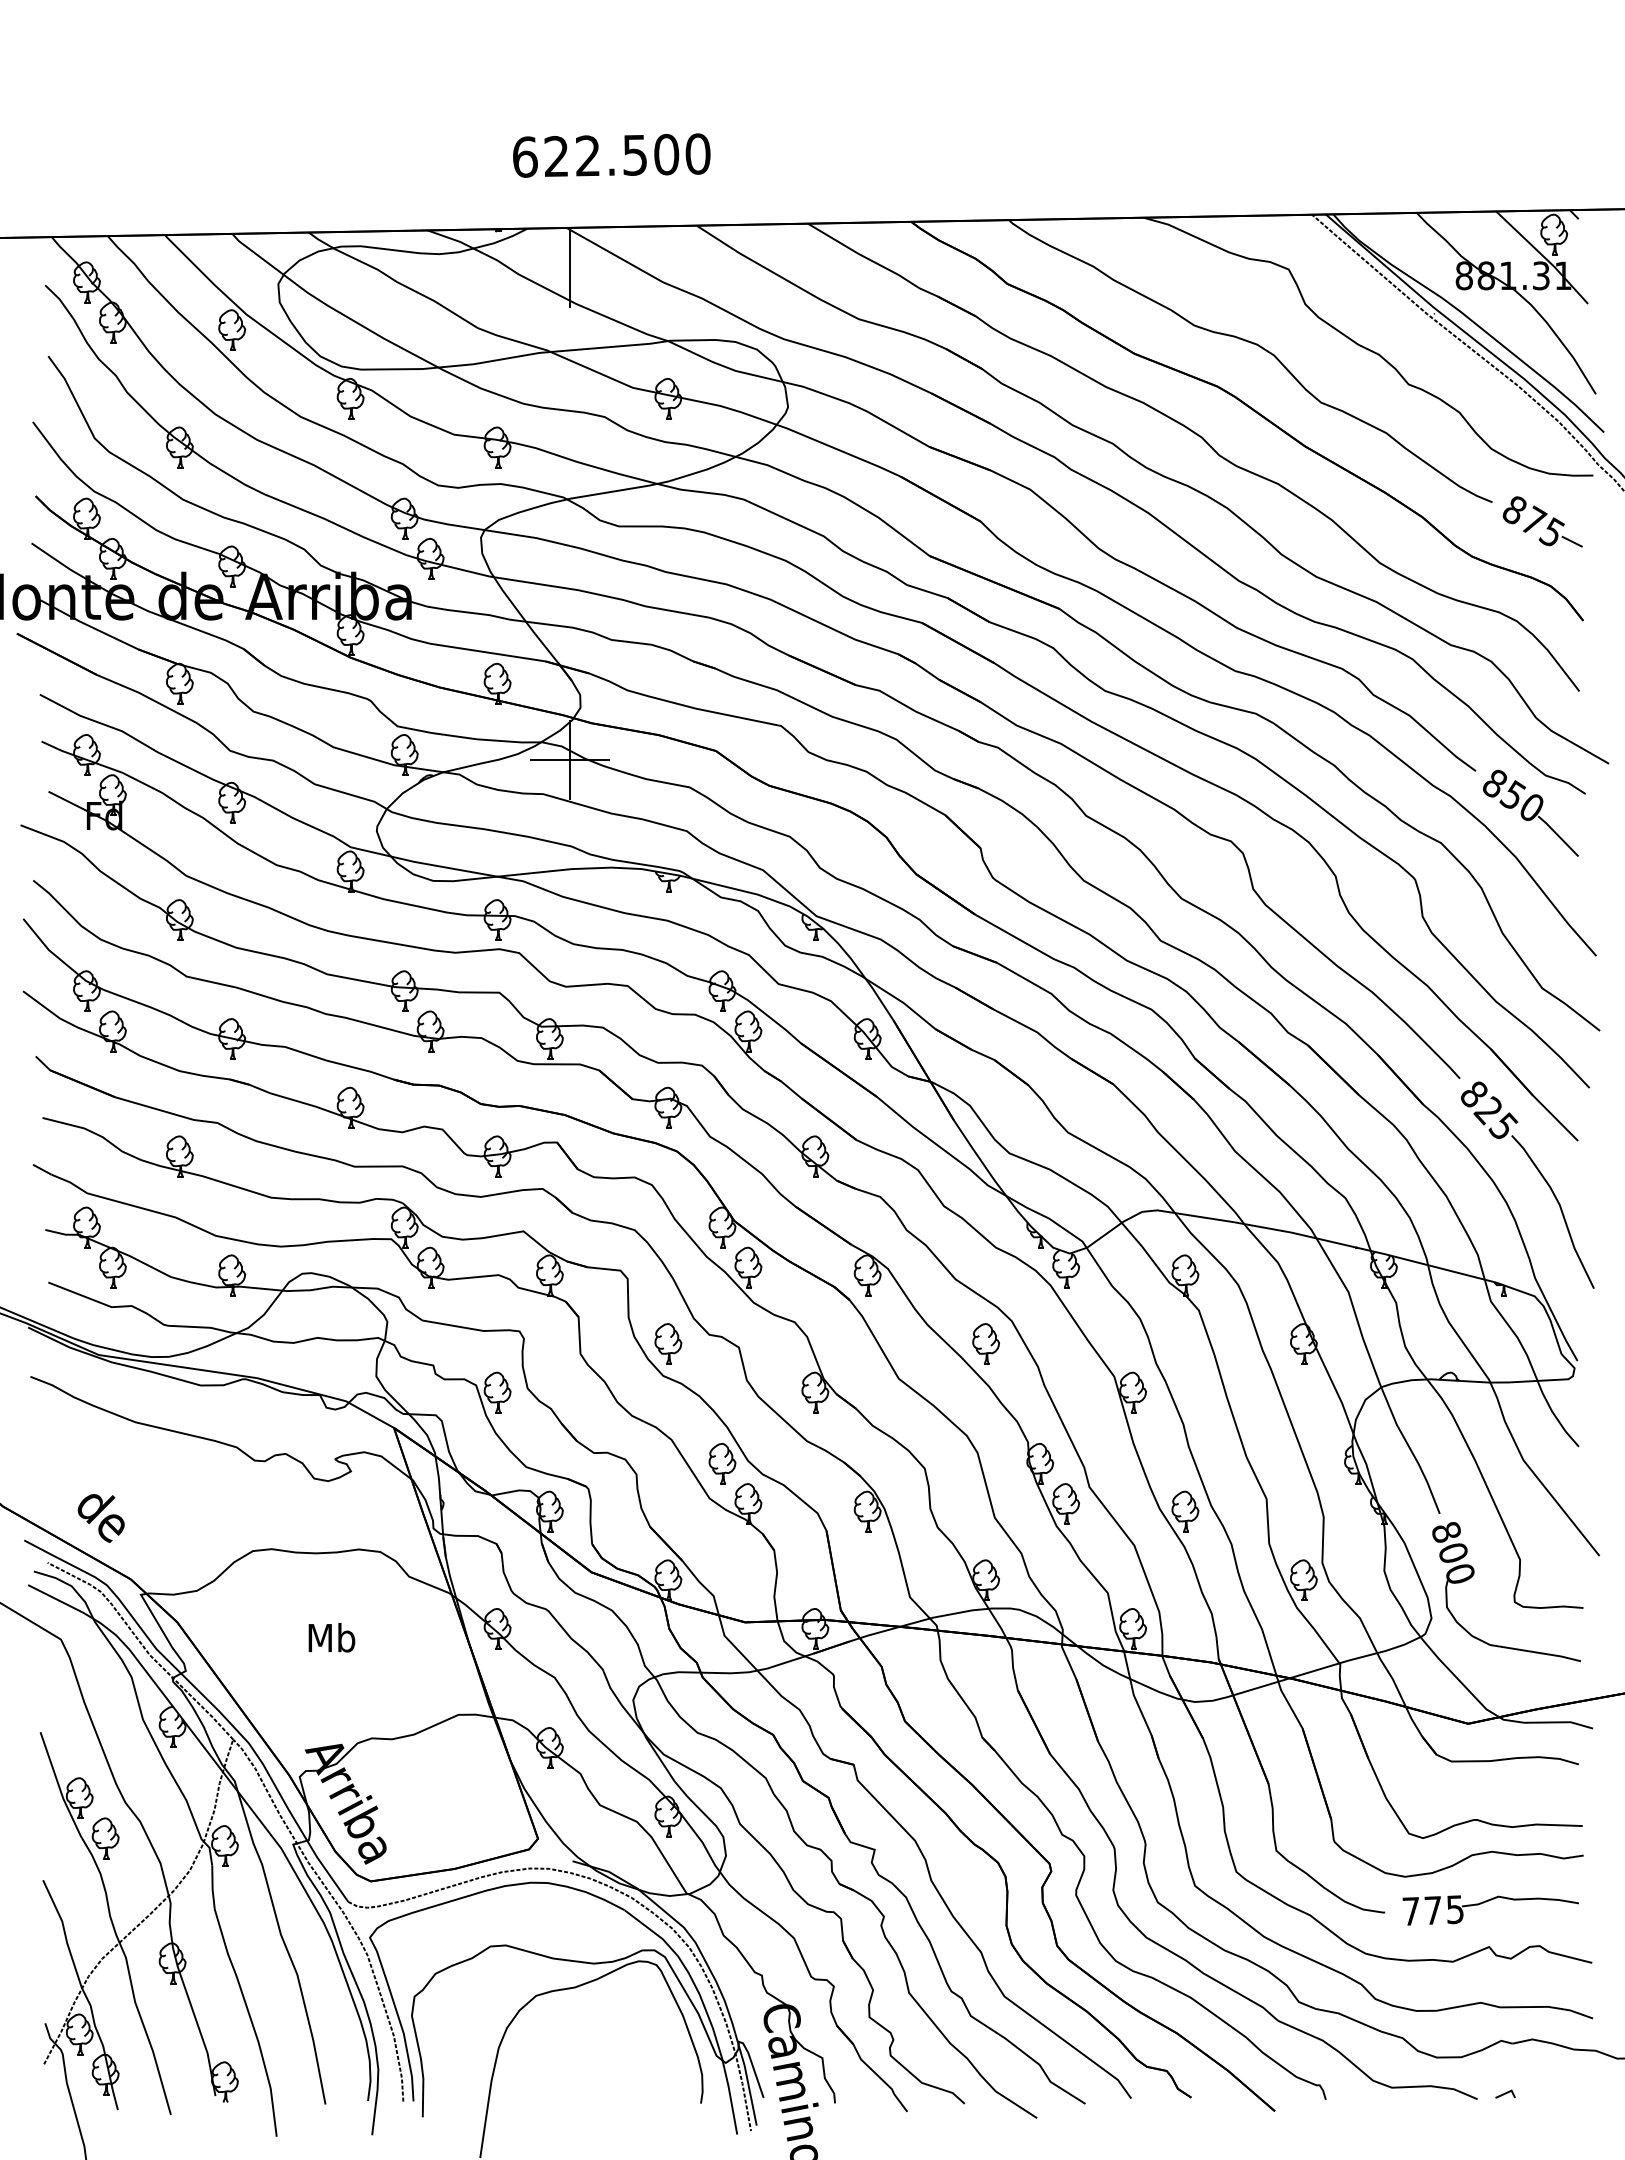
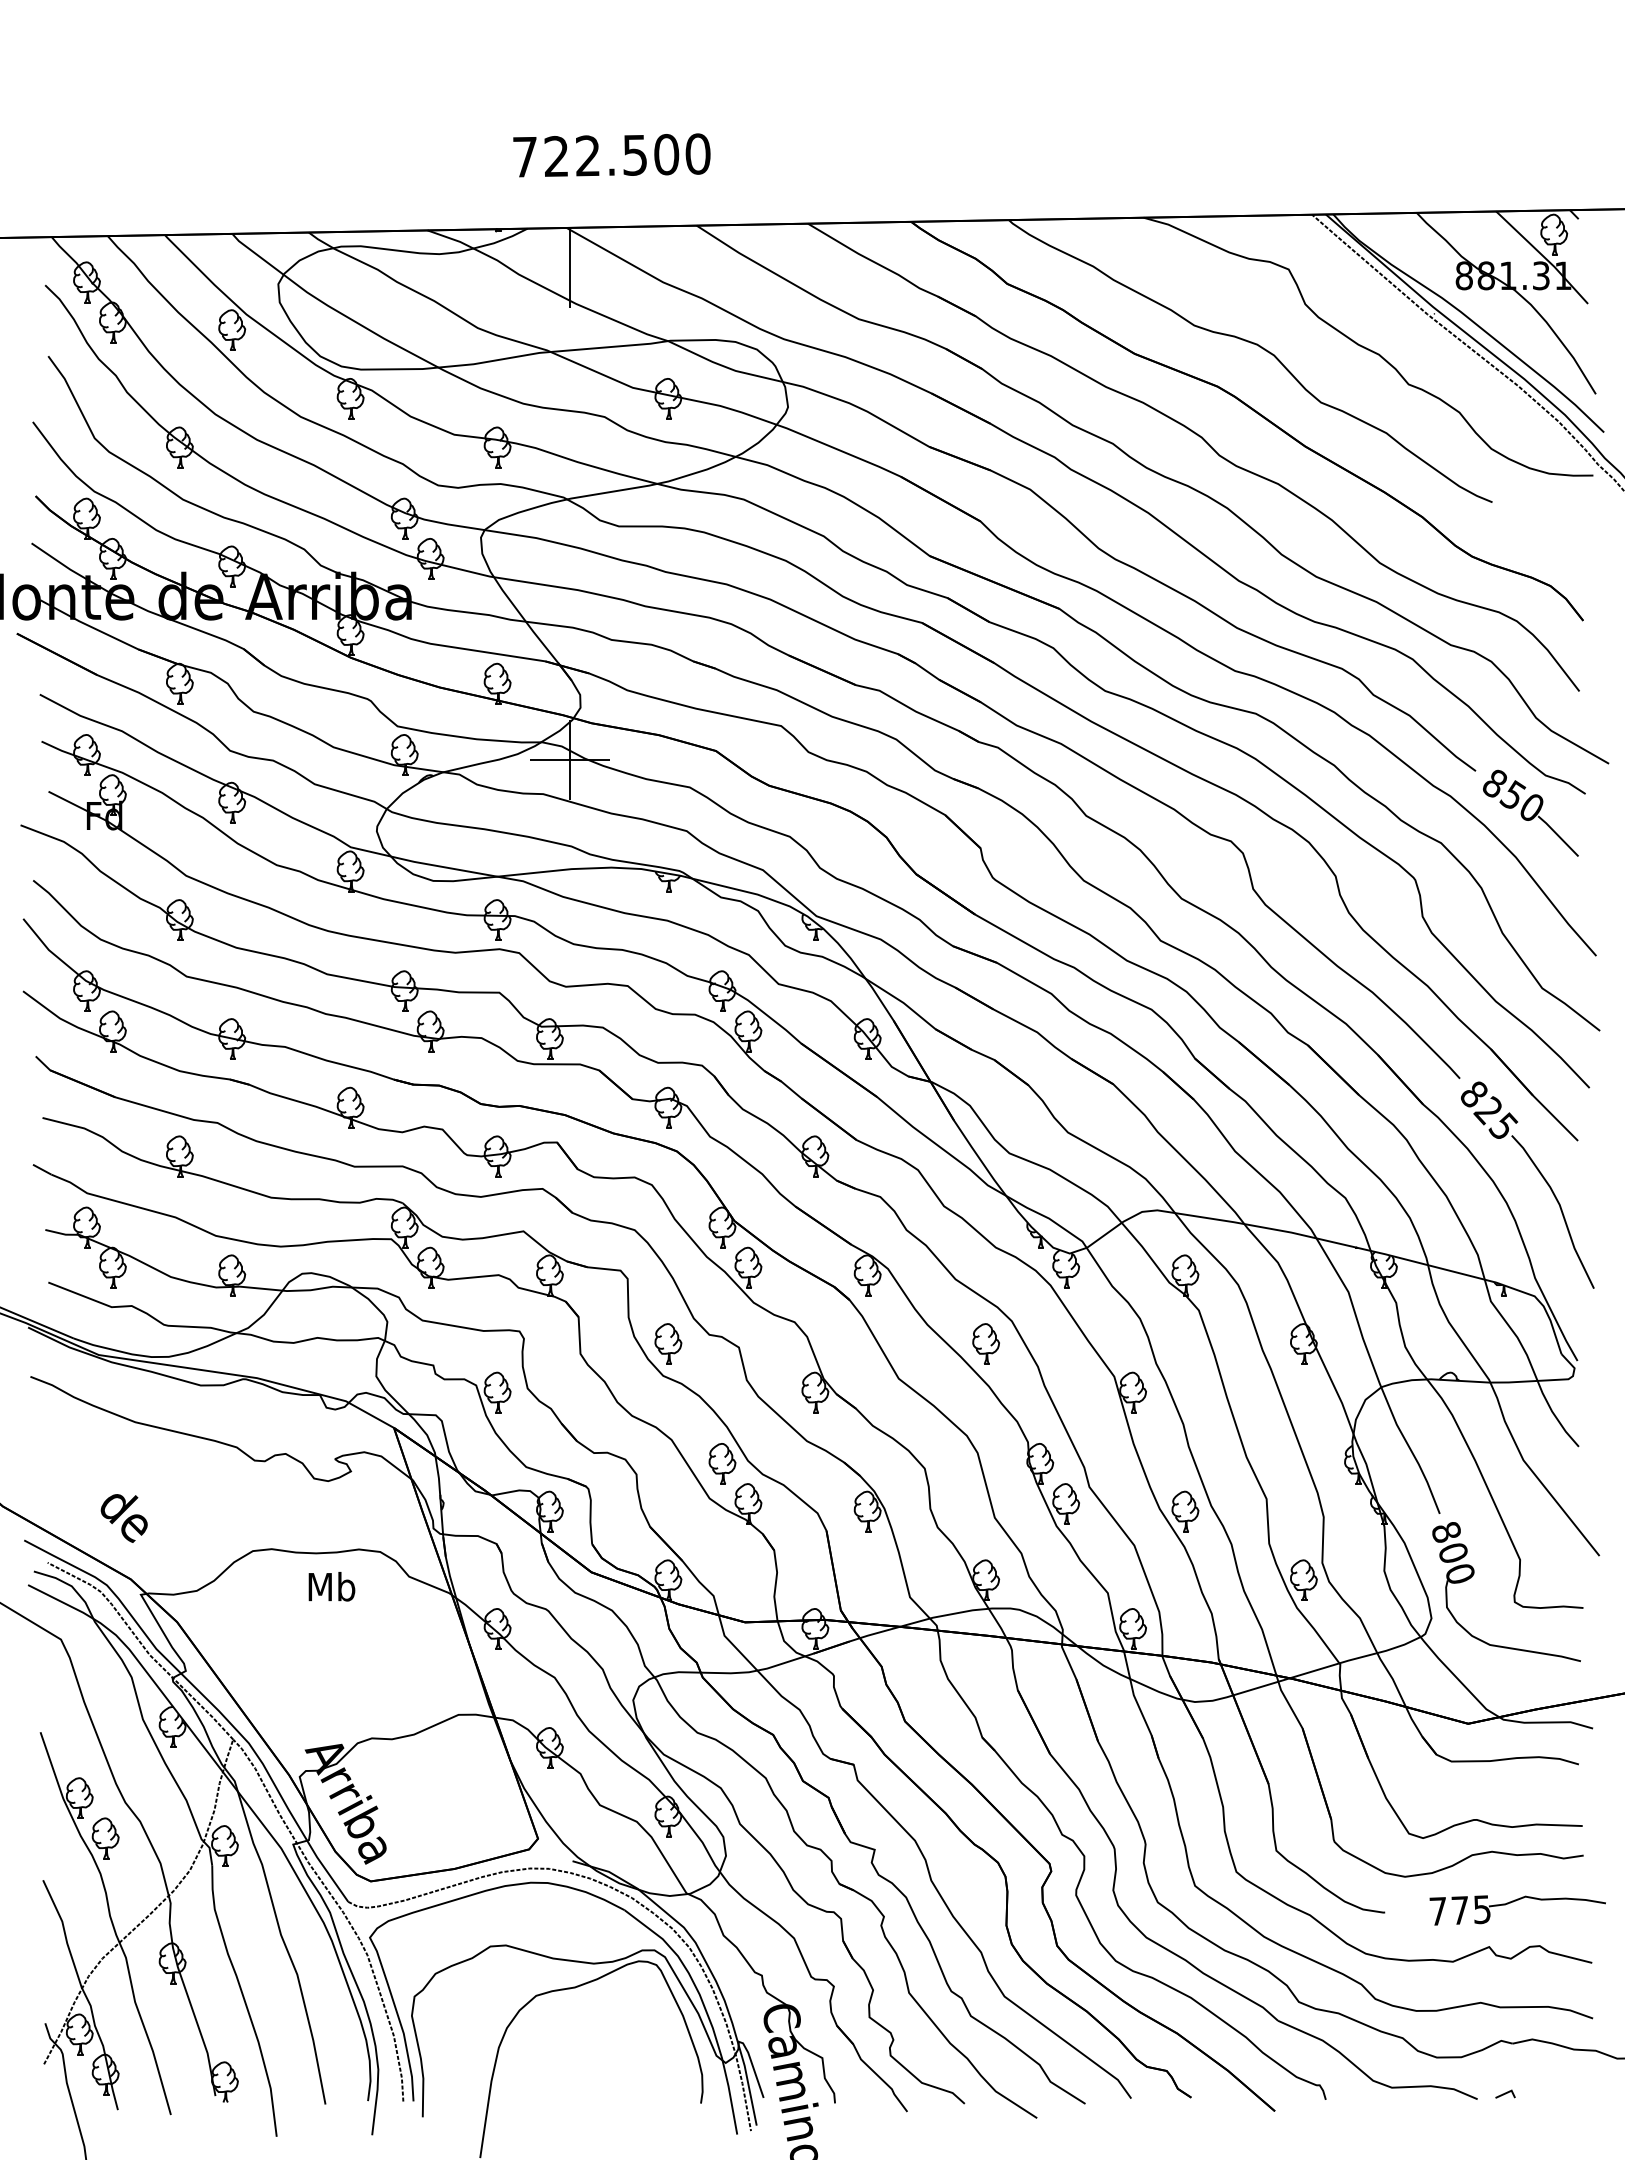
text: 622.500 -> 722.500 (525, 156)
part: present -> none (1542, 521)
text position: (100, 1518) -> (123, 1518) (123, 1518)
text position: (331, 1637) -> (331, 1586) (331, 1586)
part position: (1486, 1902) -> (1513, 1902) (1513, 1902)
